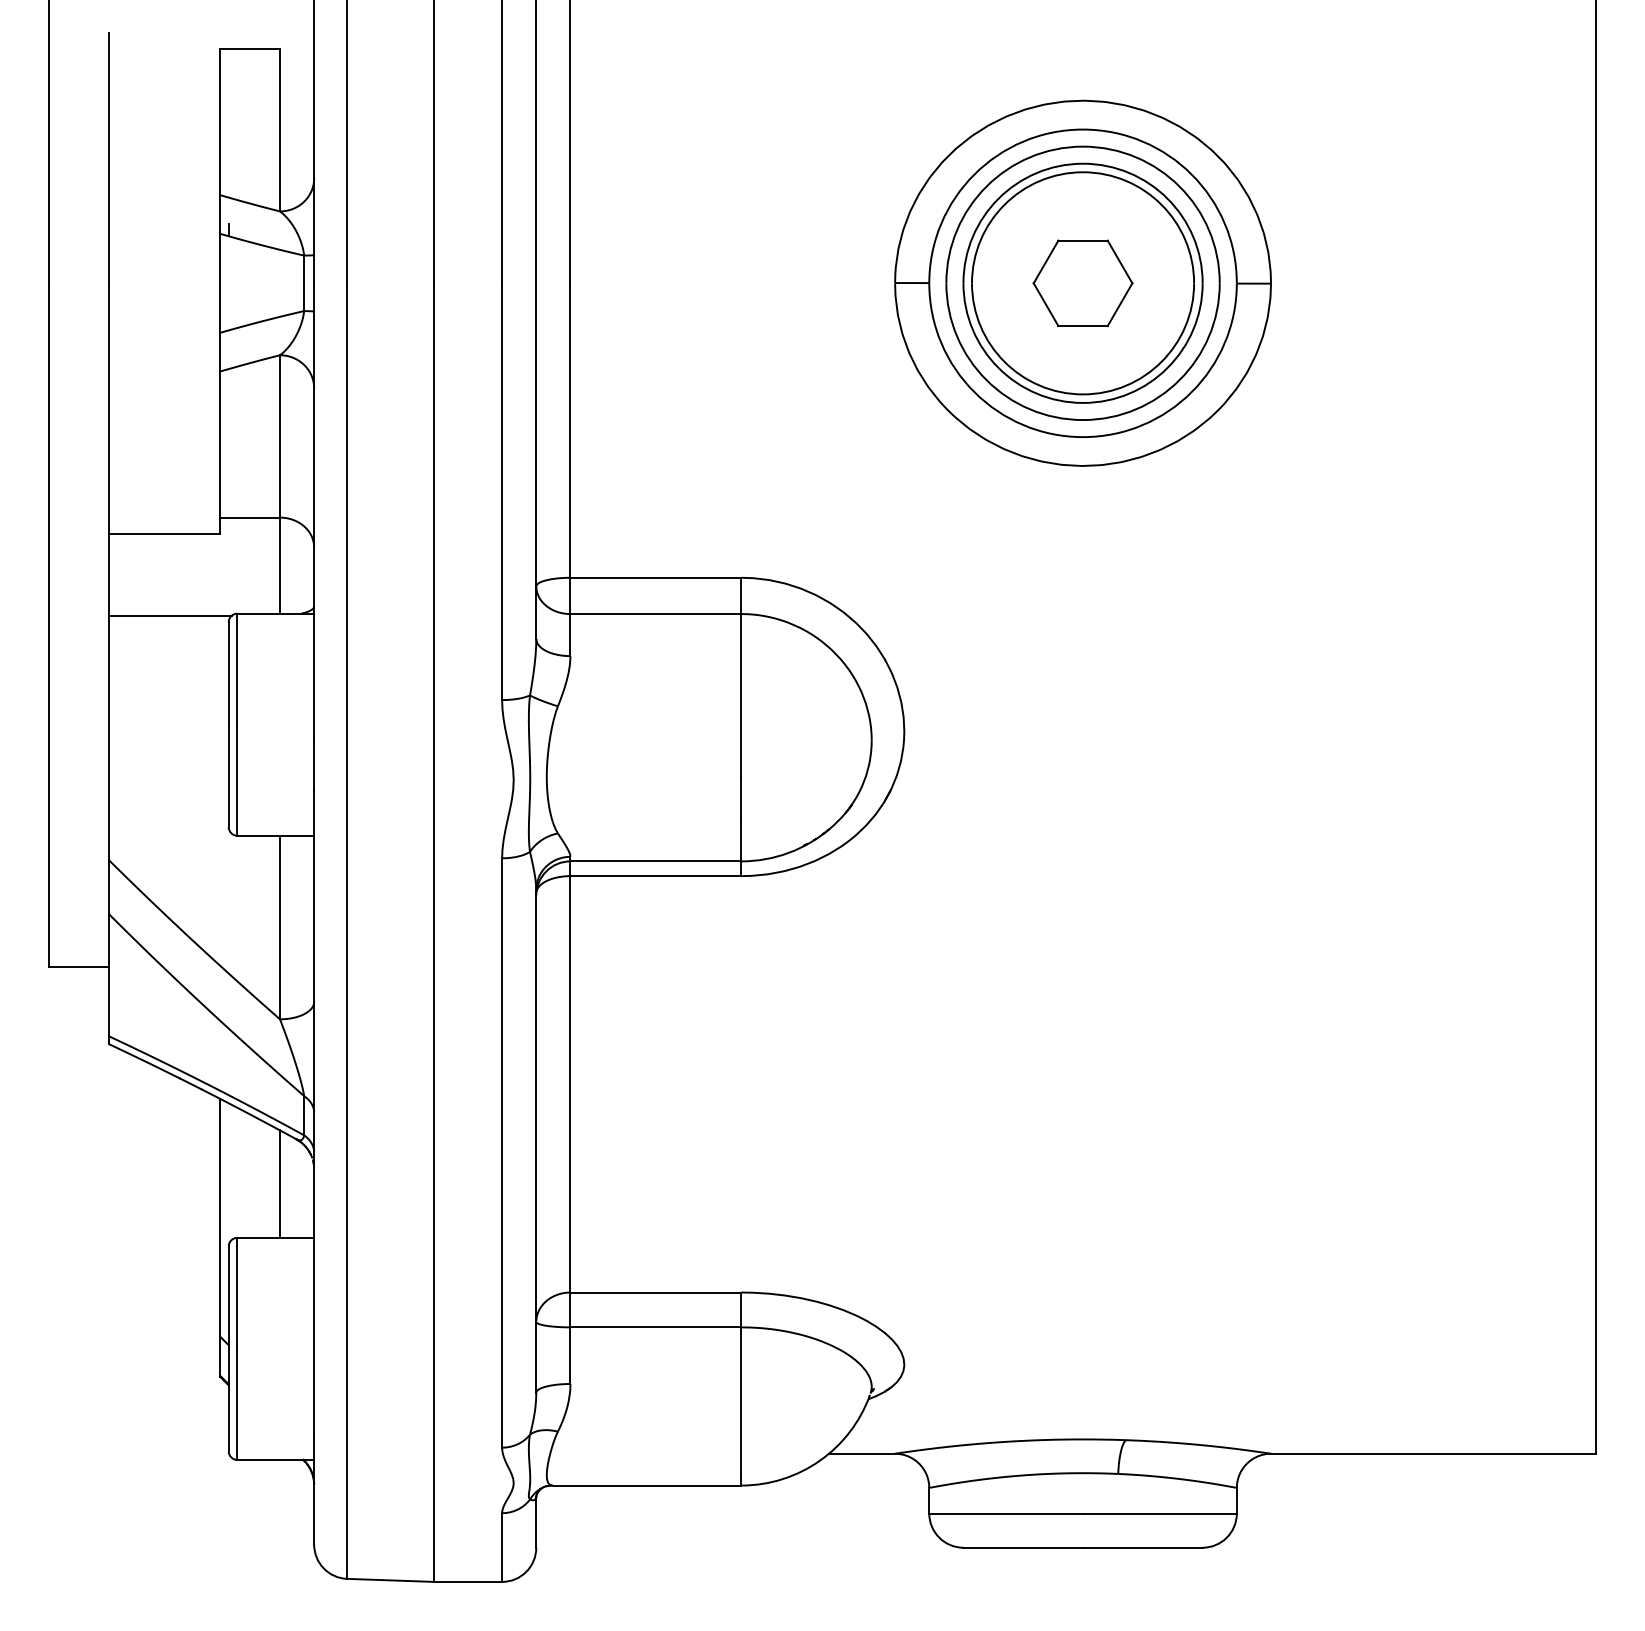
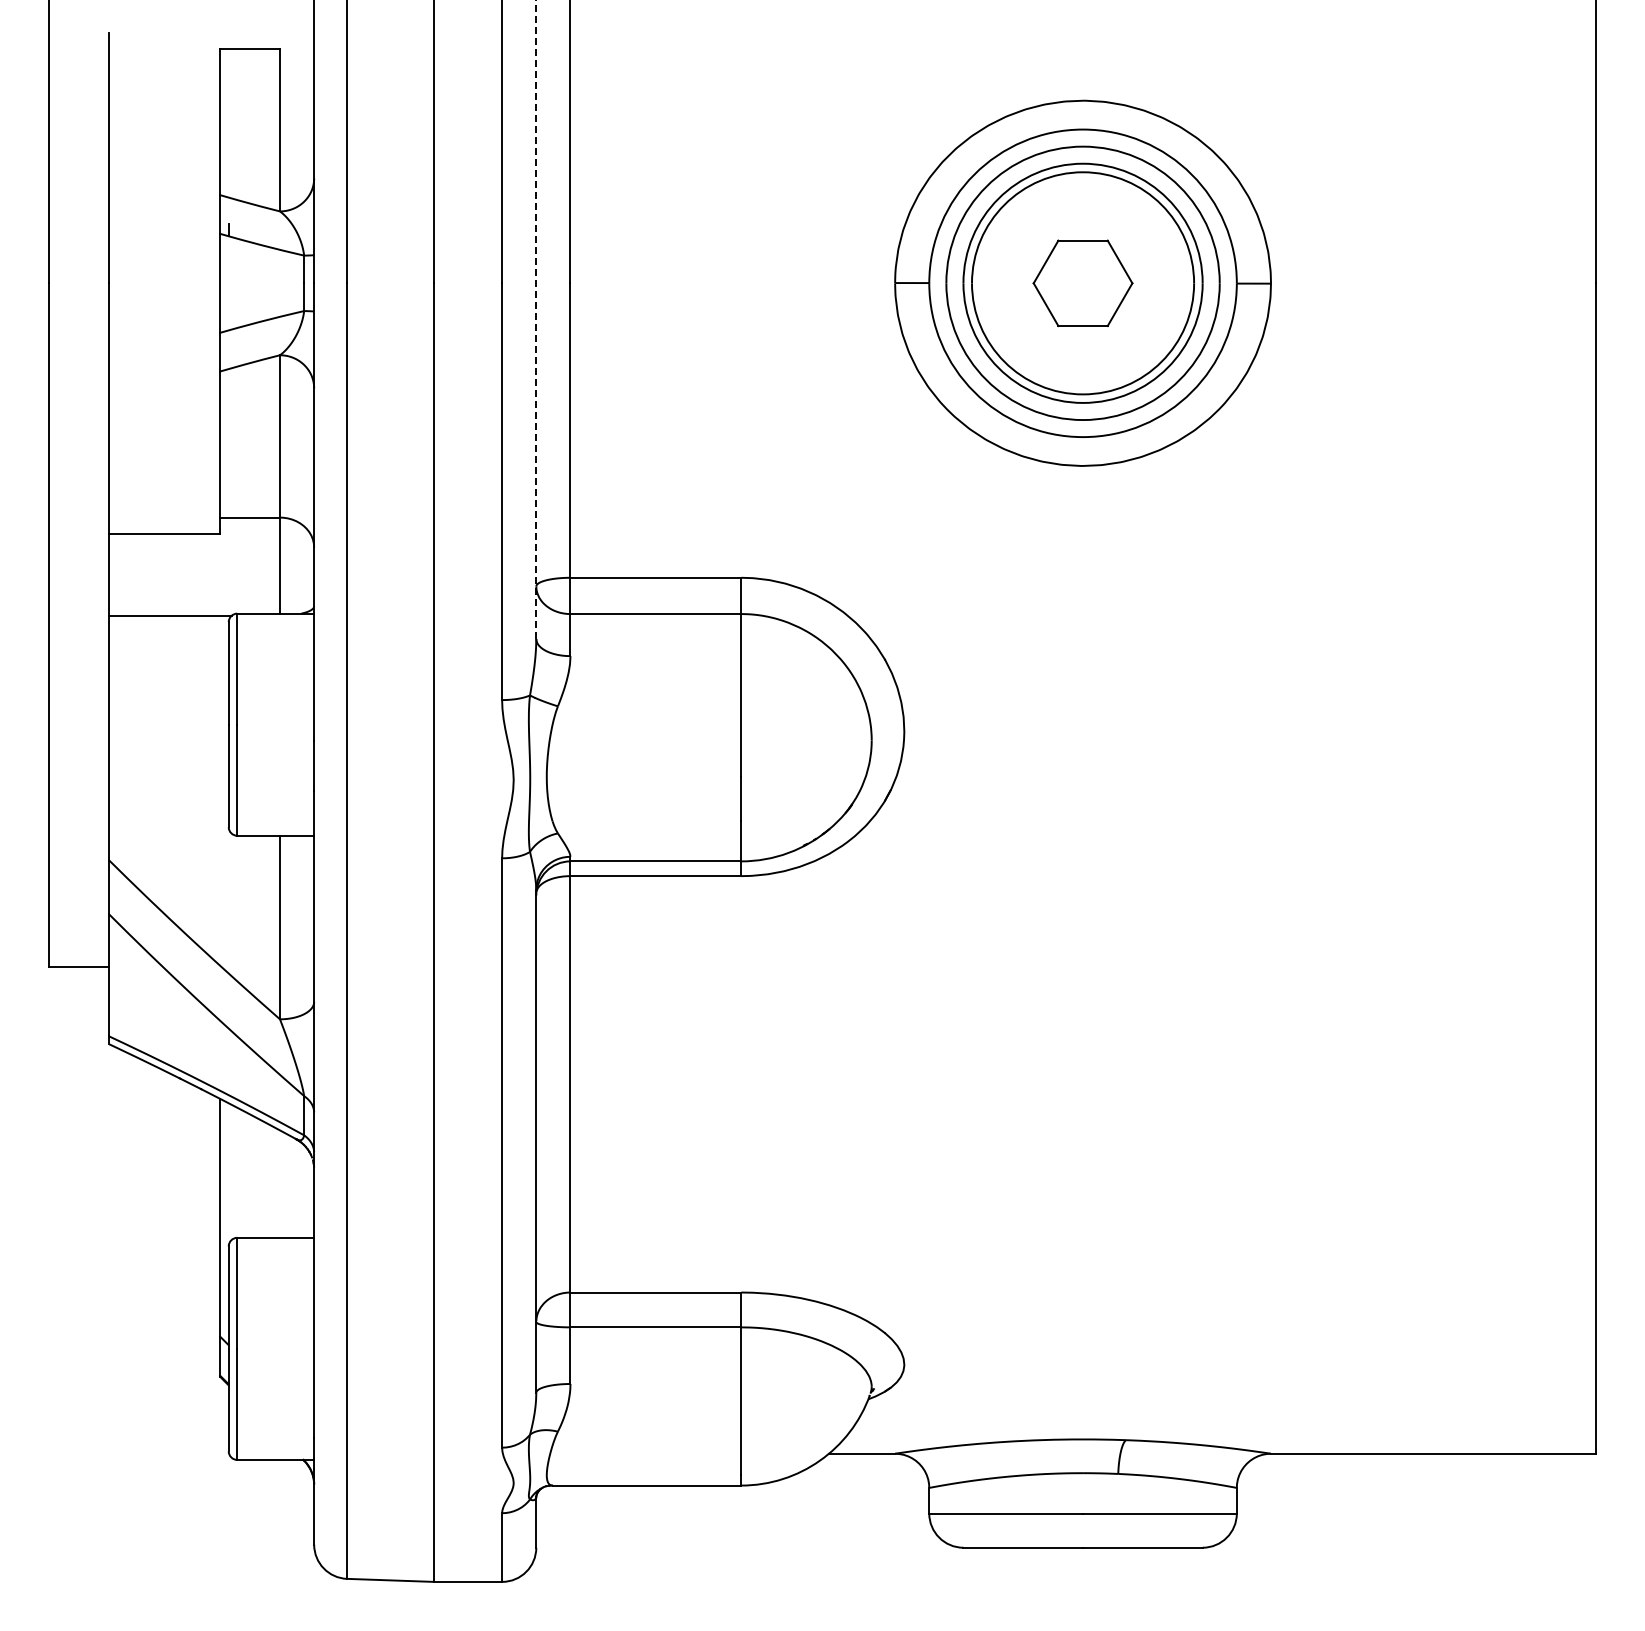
line: solid -> dashed (536, 320)
line: present -> none (280, 1183)
